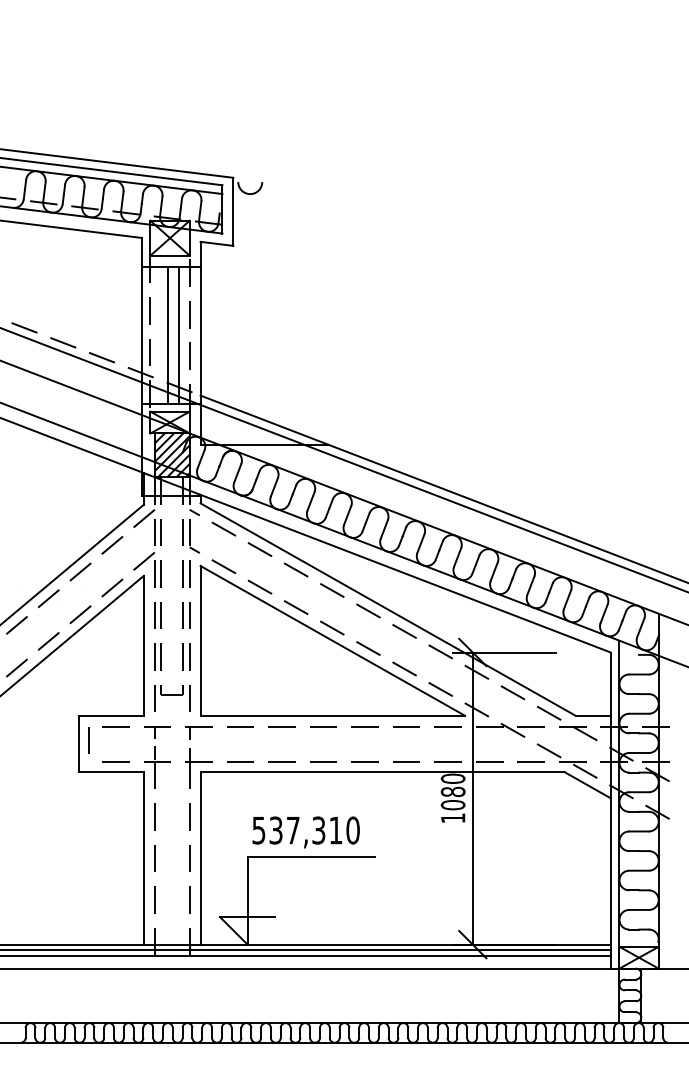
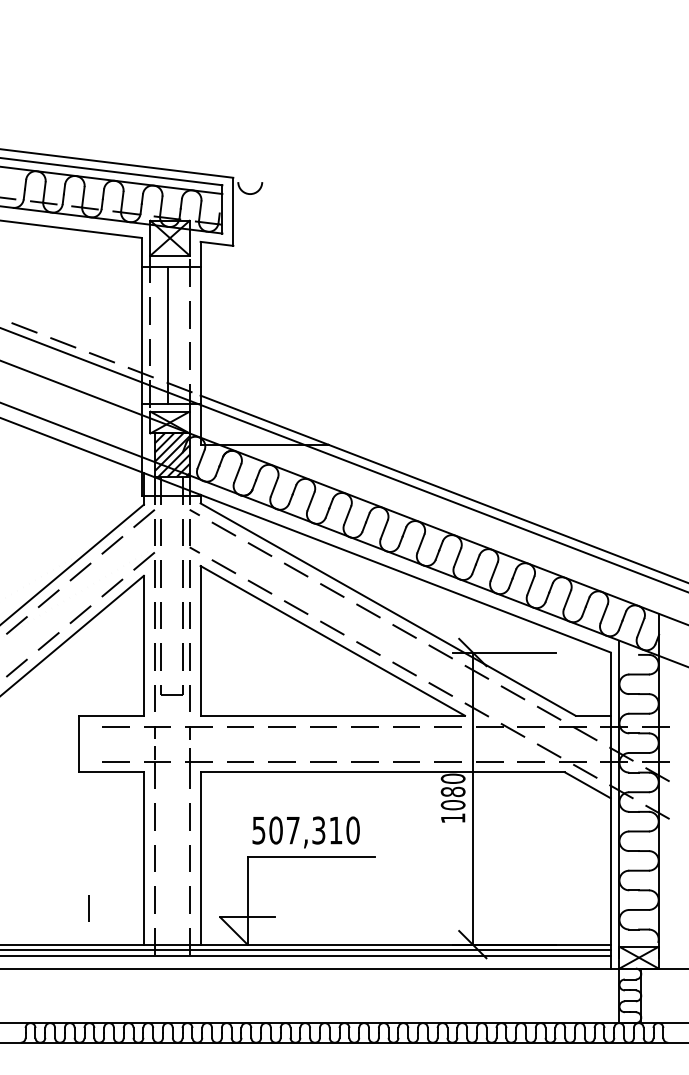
line: present -> none (178, 335)
line position: (88, 740) -> (88, 908) (88, 908)
text: 537,310 -> 507,310 (275, 830)
